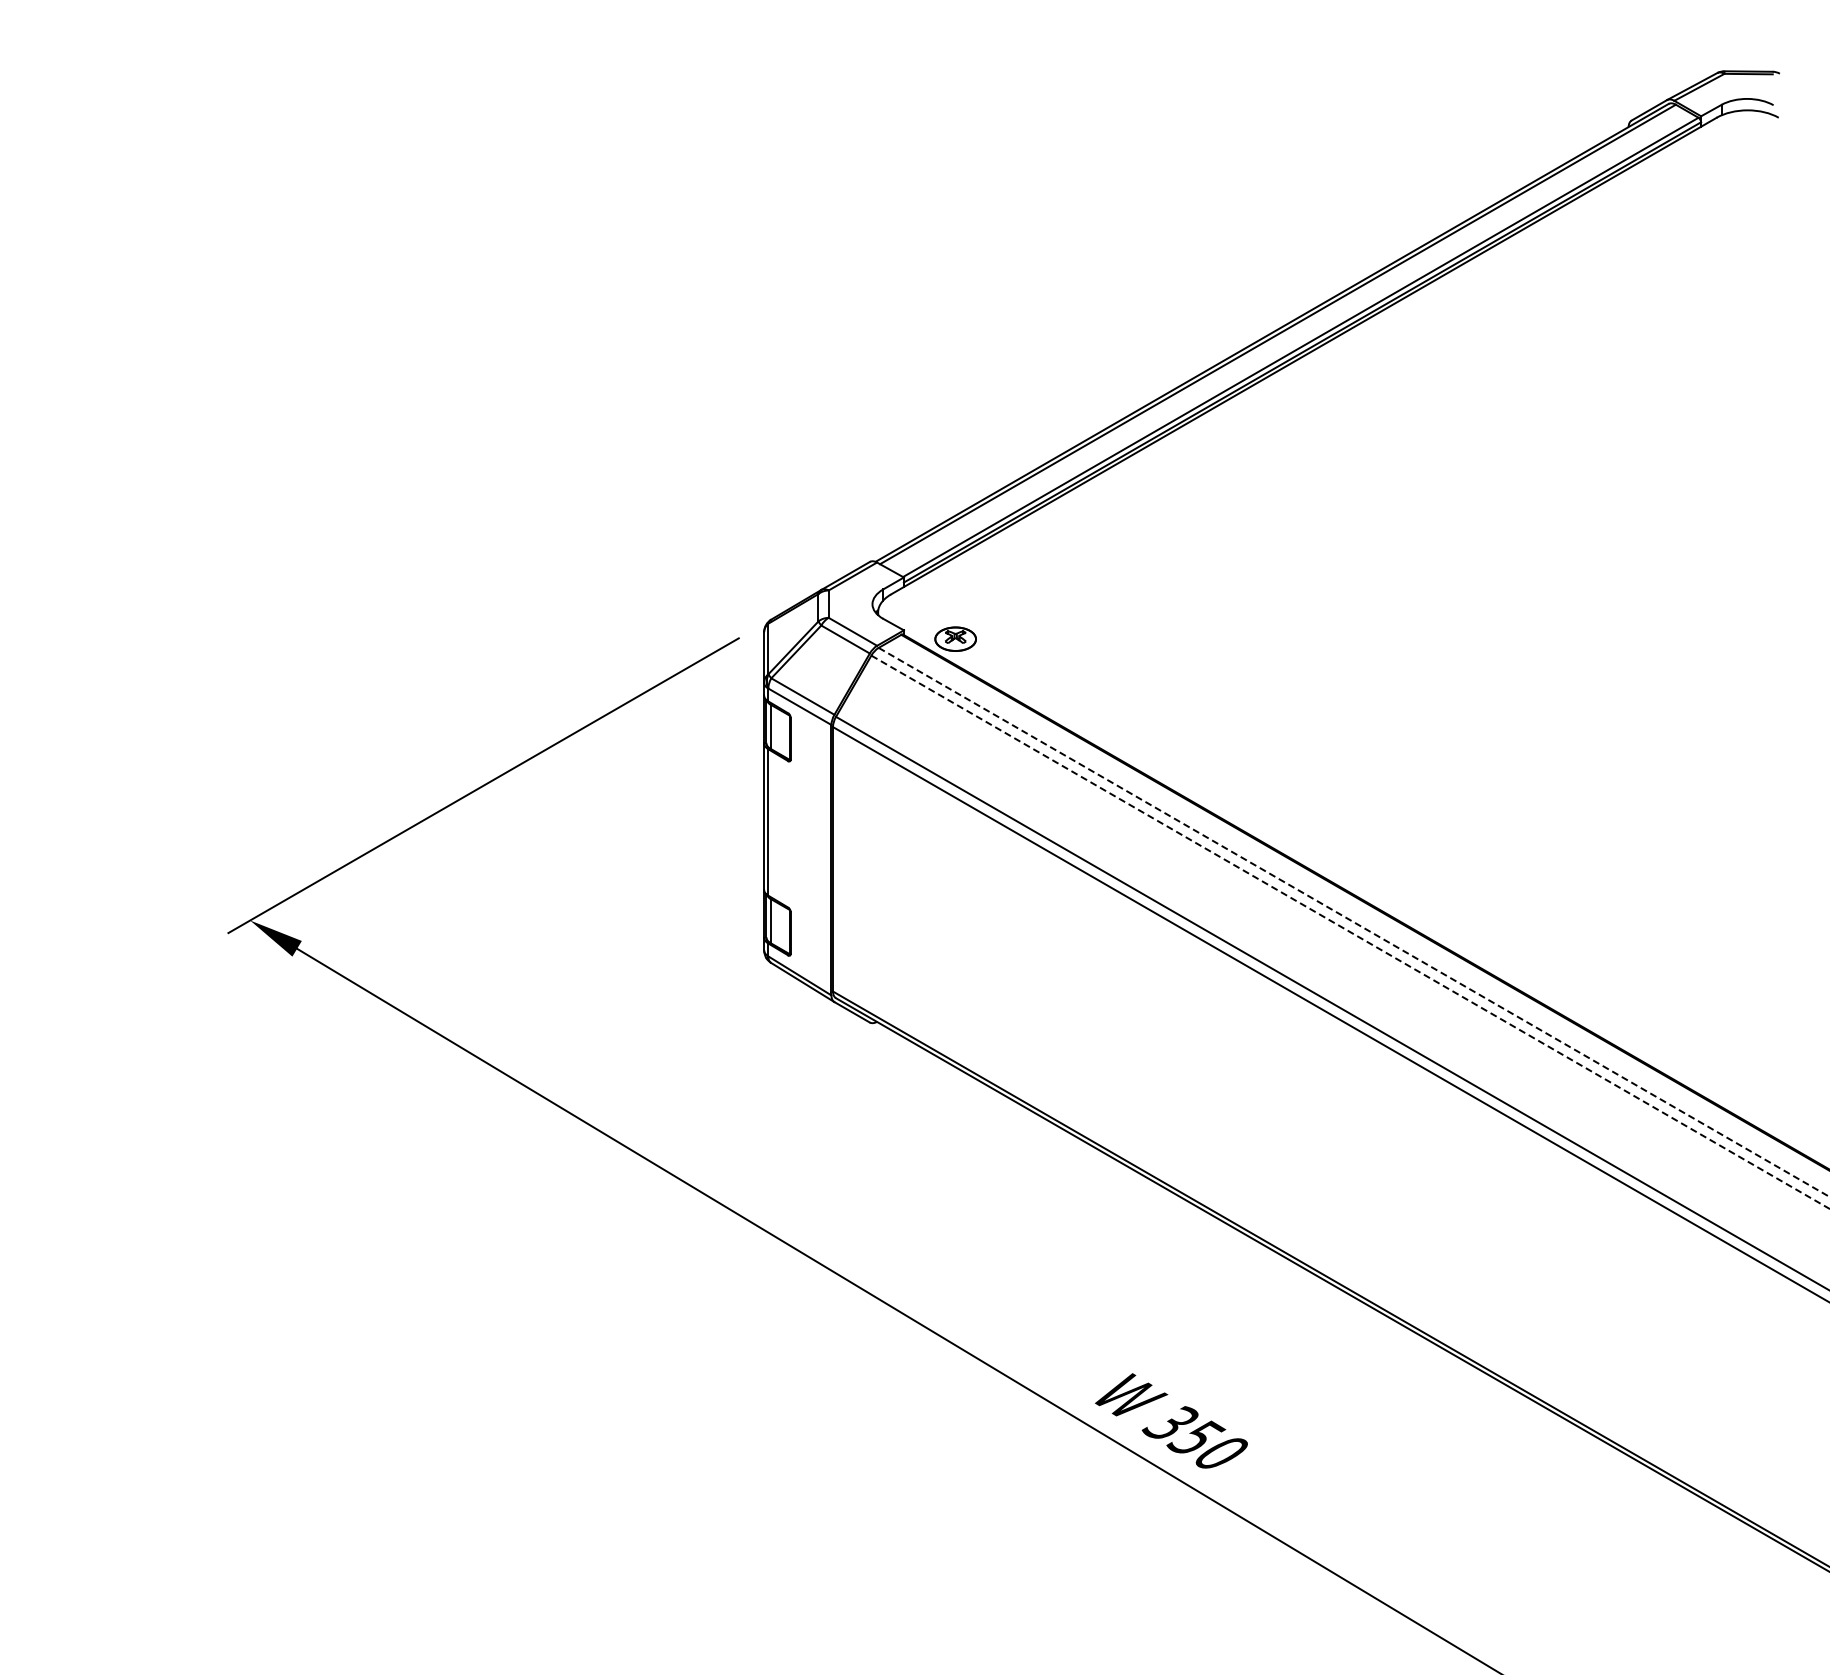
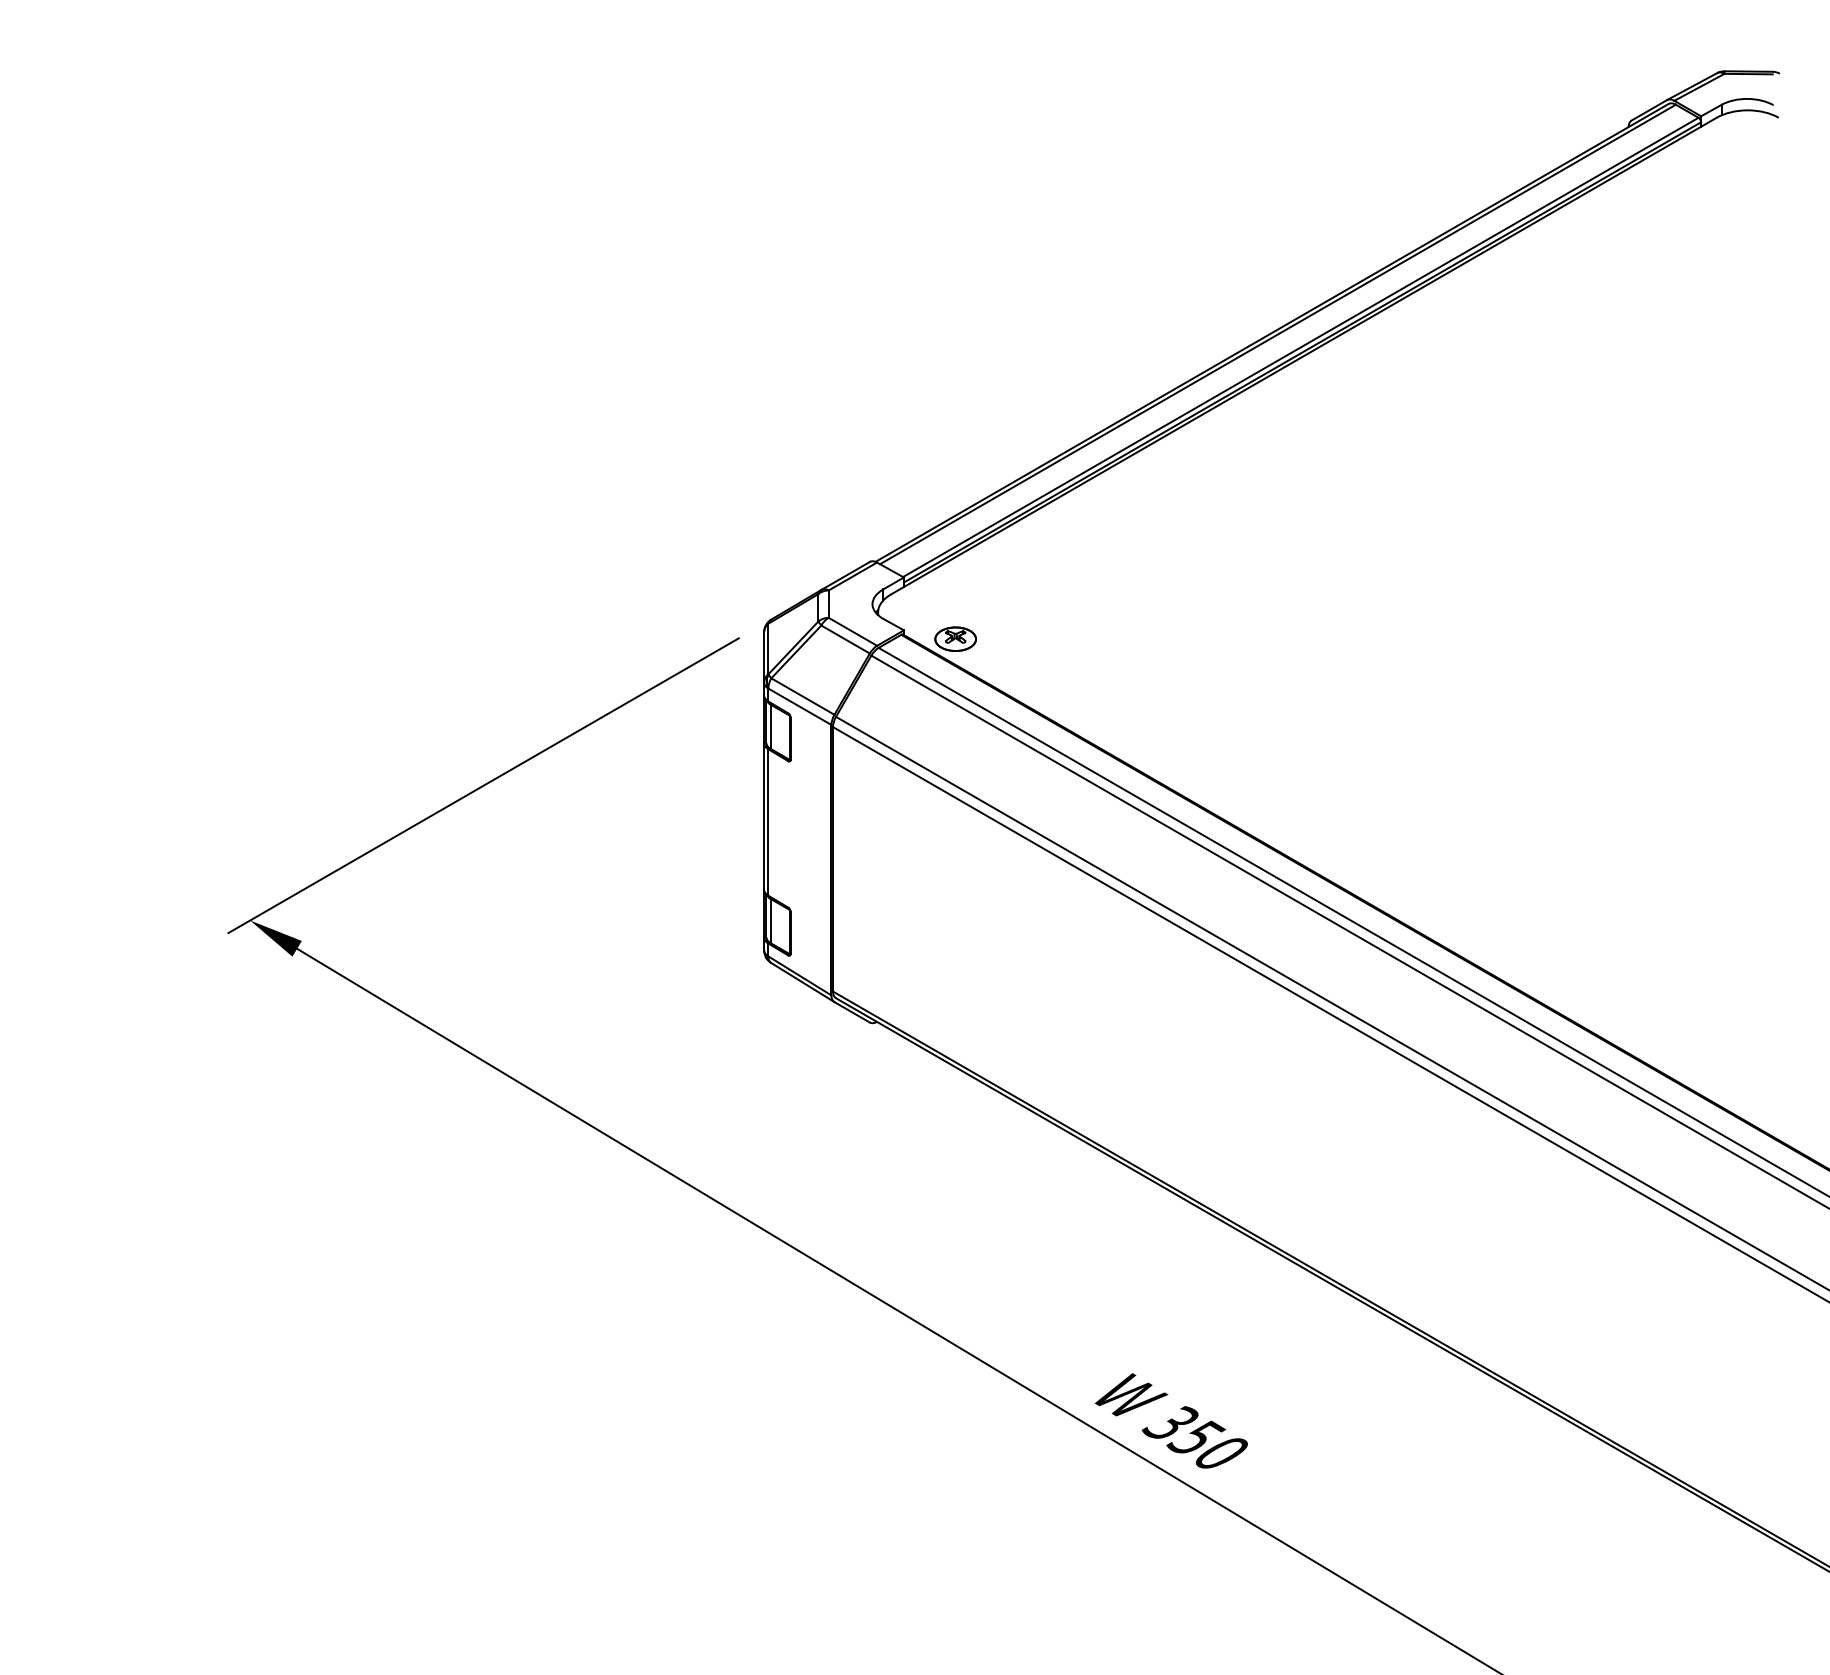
line: dashed -> solid (1354, 922)
line: dashed -> solid (1351, 932)
